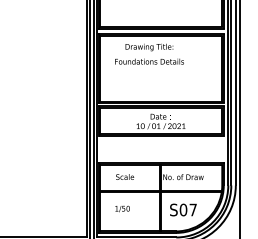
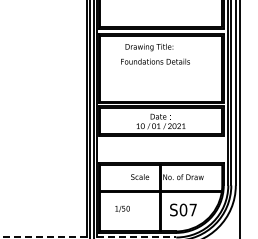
text position: (149, 61) -> (155, 61) (155, 61)
text position: (125, 176) -> (140, 176) (140, 176)
line: solid -> dashed (43, 237)
line: solid -> dashed (136, 237)
